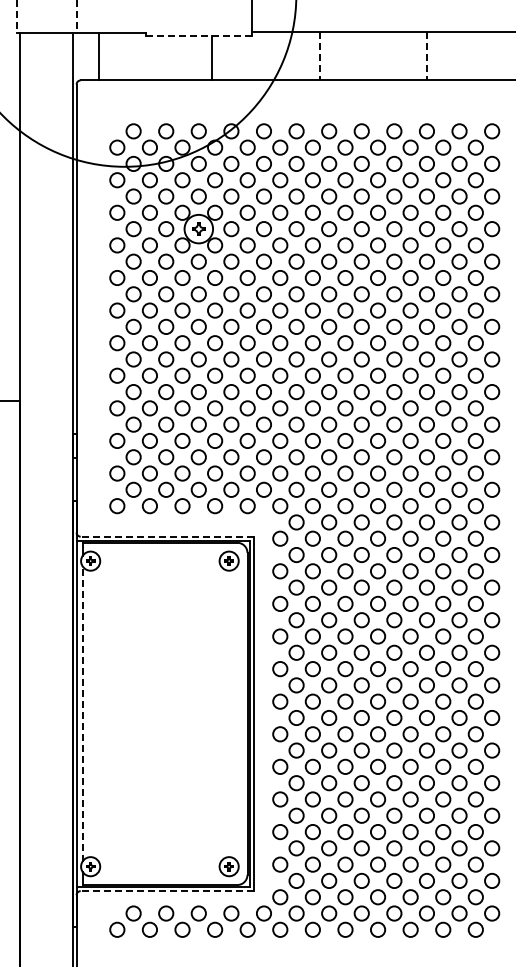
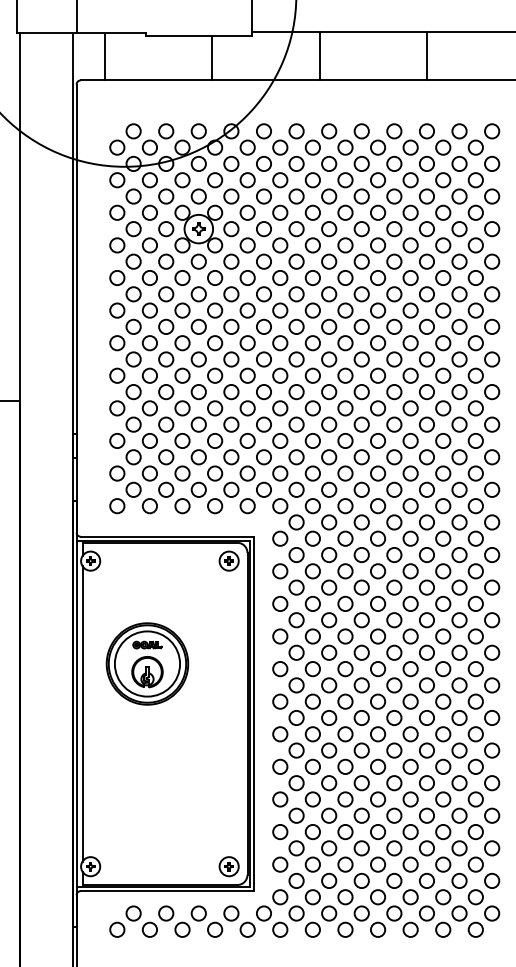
line: dashed -> solid (16, 16)
line: dashed -> solid (77, 16)
line: dashed -> solid (198, 35)
line position: (98, 56) -> (104, 56) (104, 56)
line: dashed -> solid (319, 56)
line: dashed -> solid (427, 56)
line: dashed -> solid (167, 536)
part: none -> present (147, 663)
line: dashed -> solid (82, 713)
line: dashed -> solid (167, 891)
